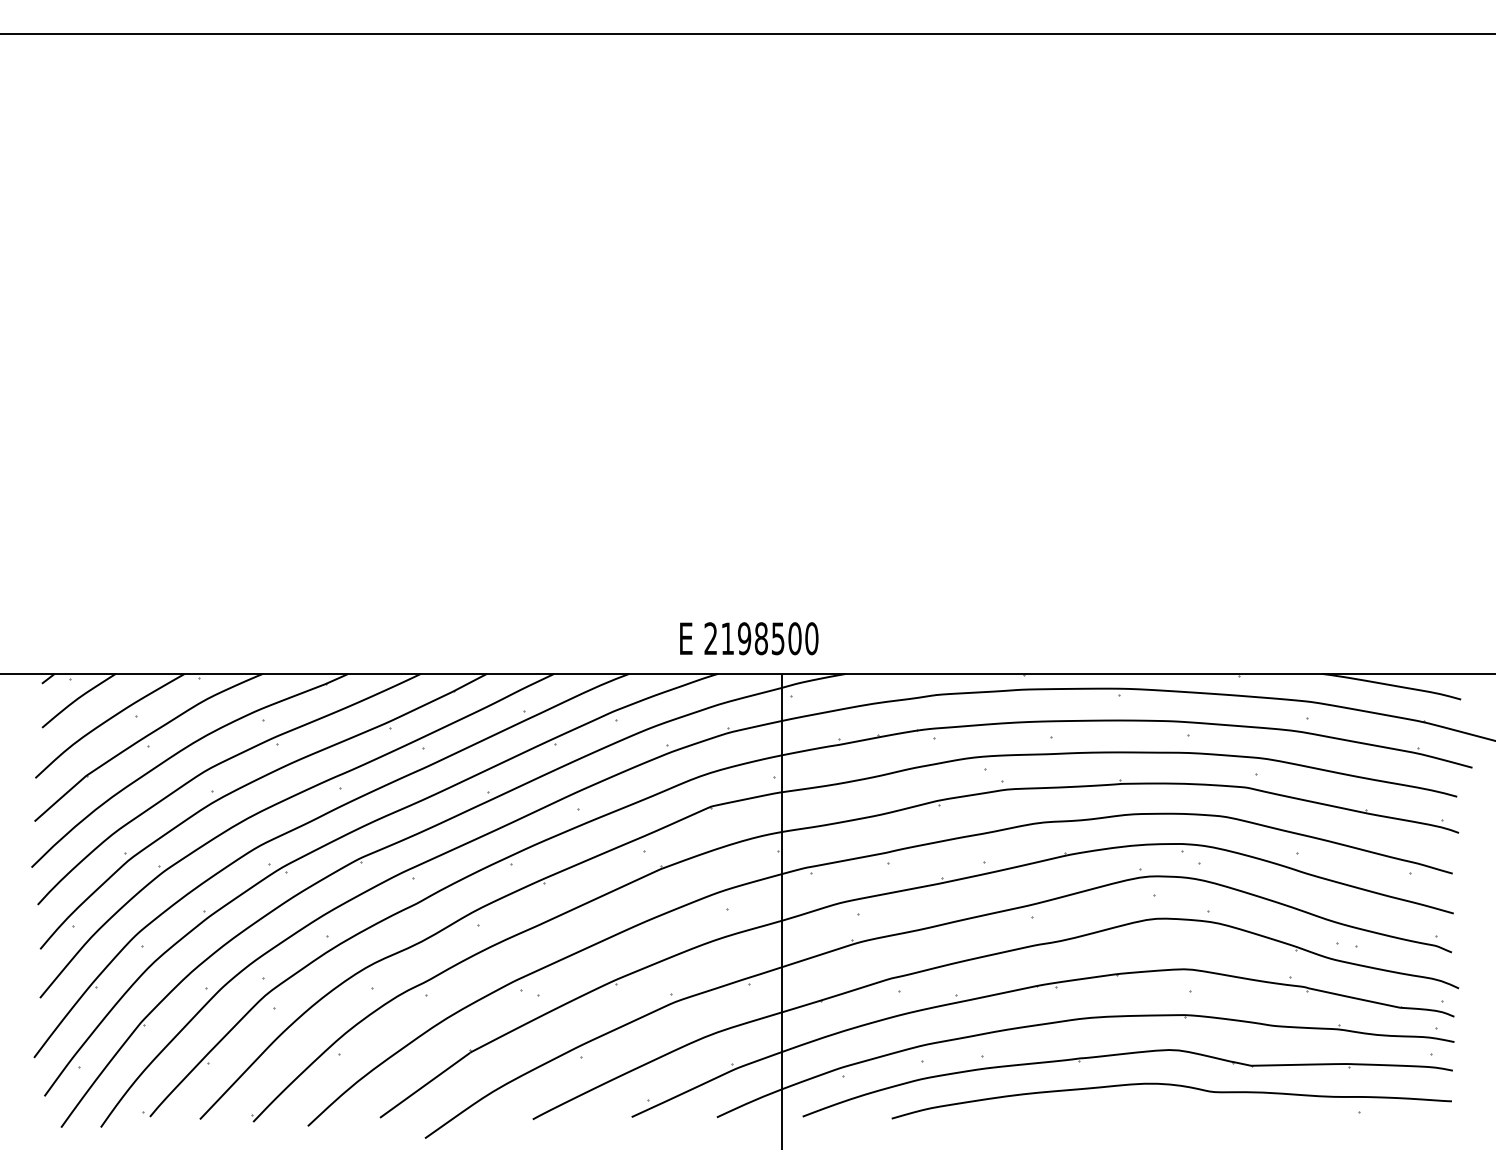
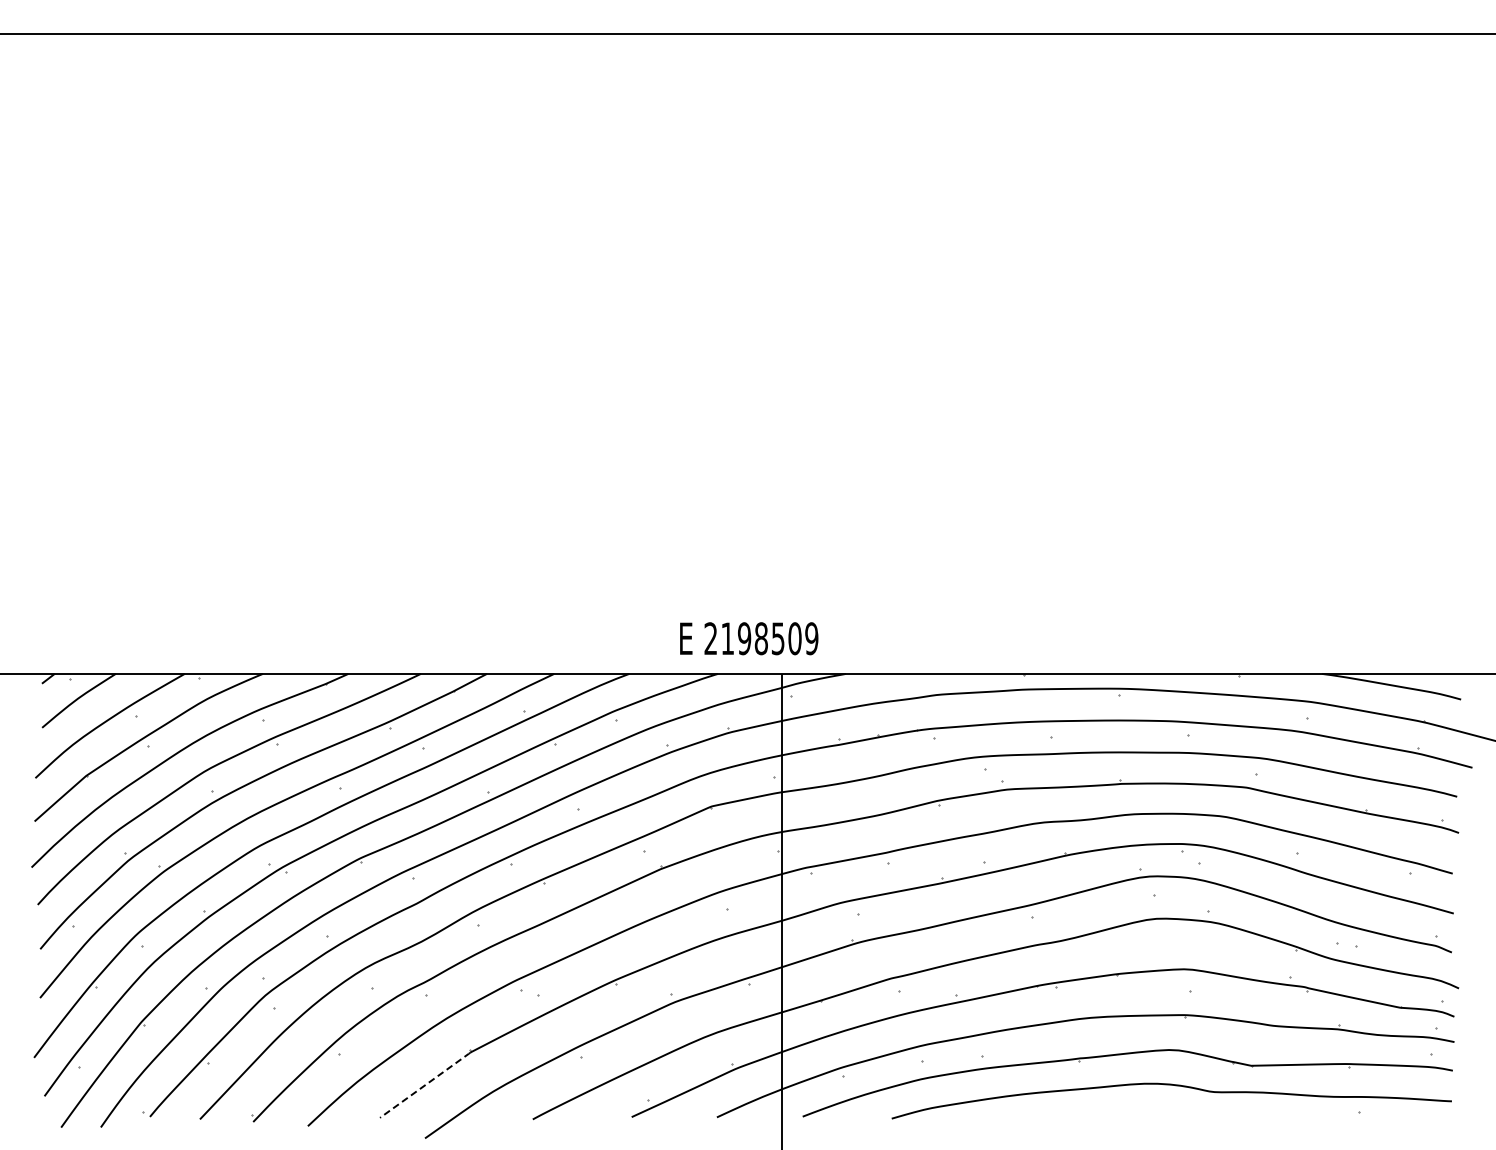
text: 2198500 -> 2198509 (811, 638)
line: solid -> dashed (425, 1085)
